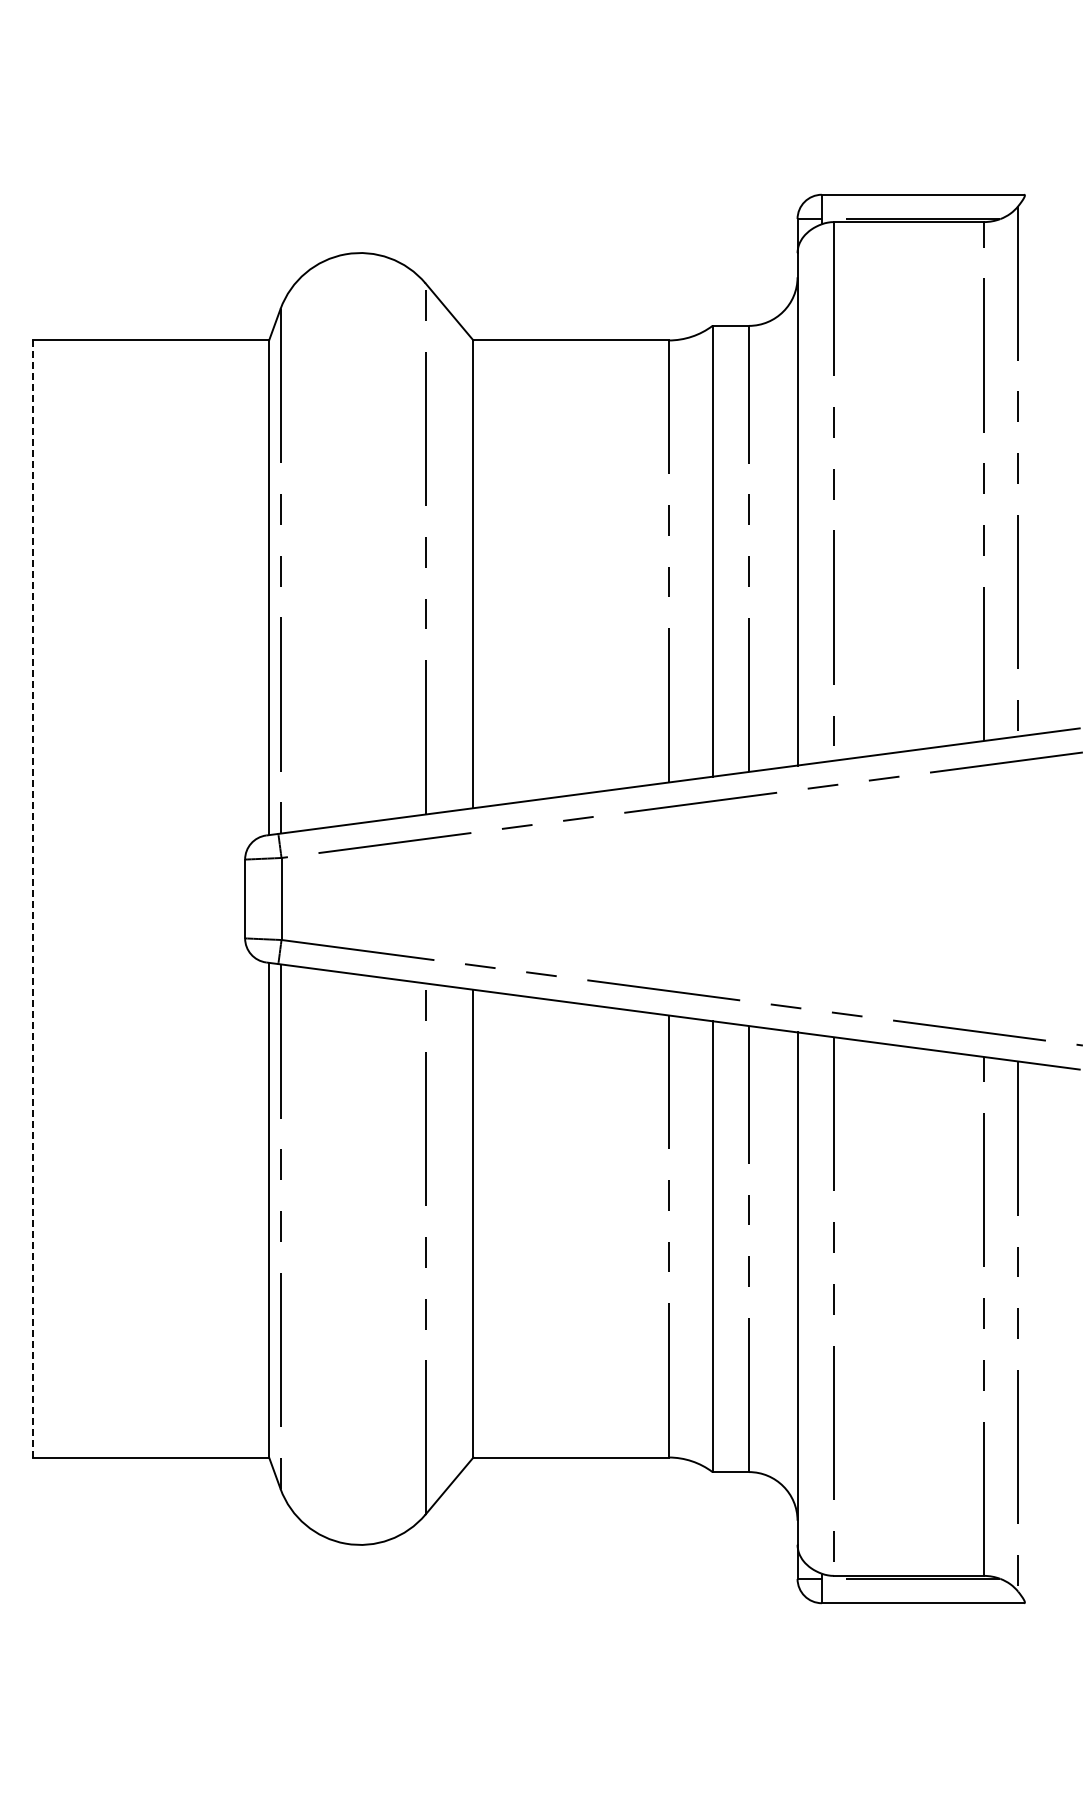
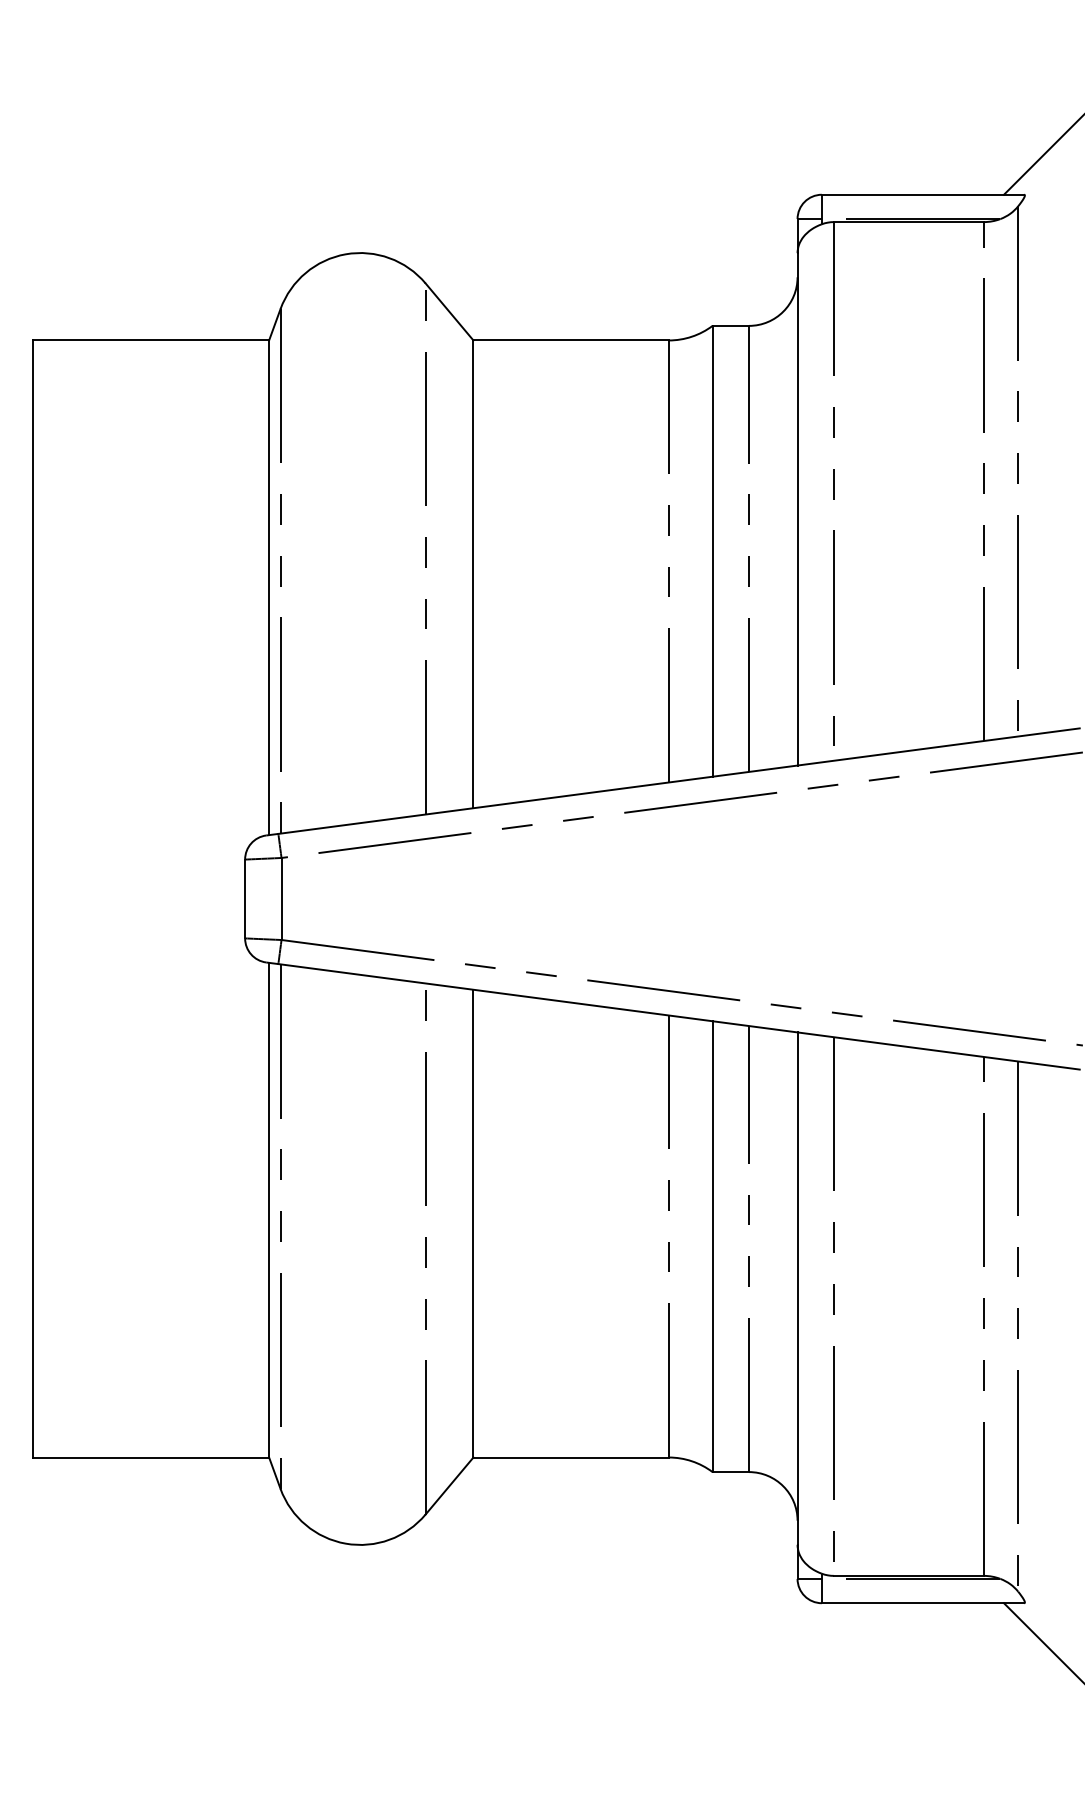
line: none -> present (1042, 155)
line: dashed -> solid (32, 898)
line: none -> present (1042, 1642)
